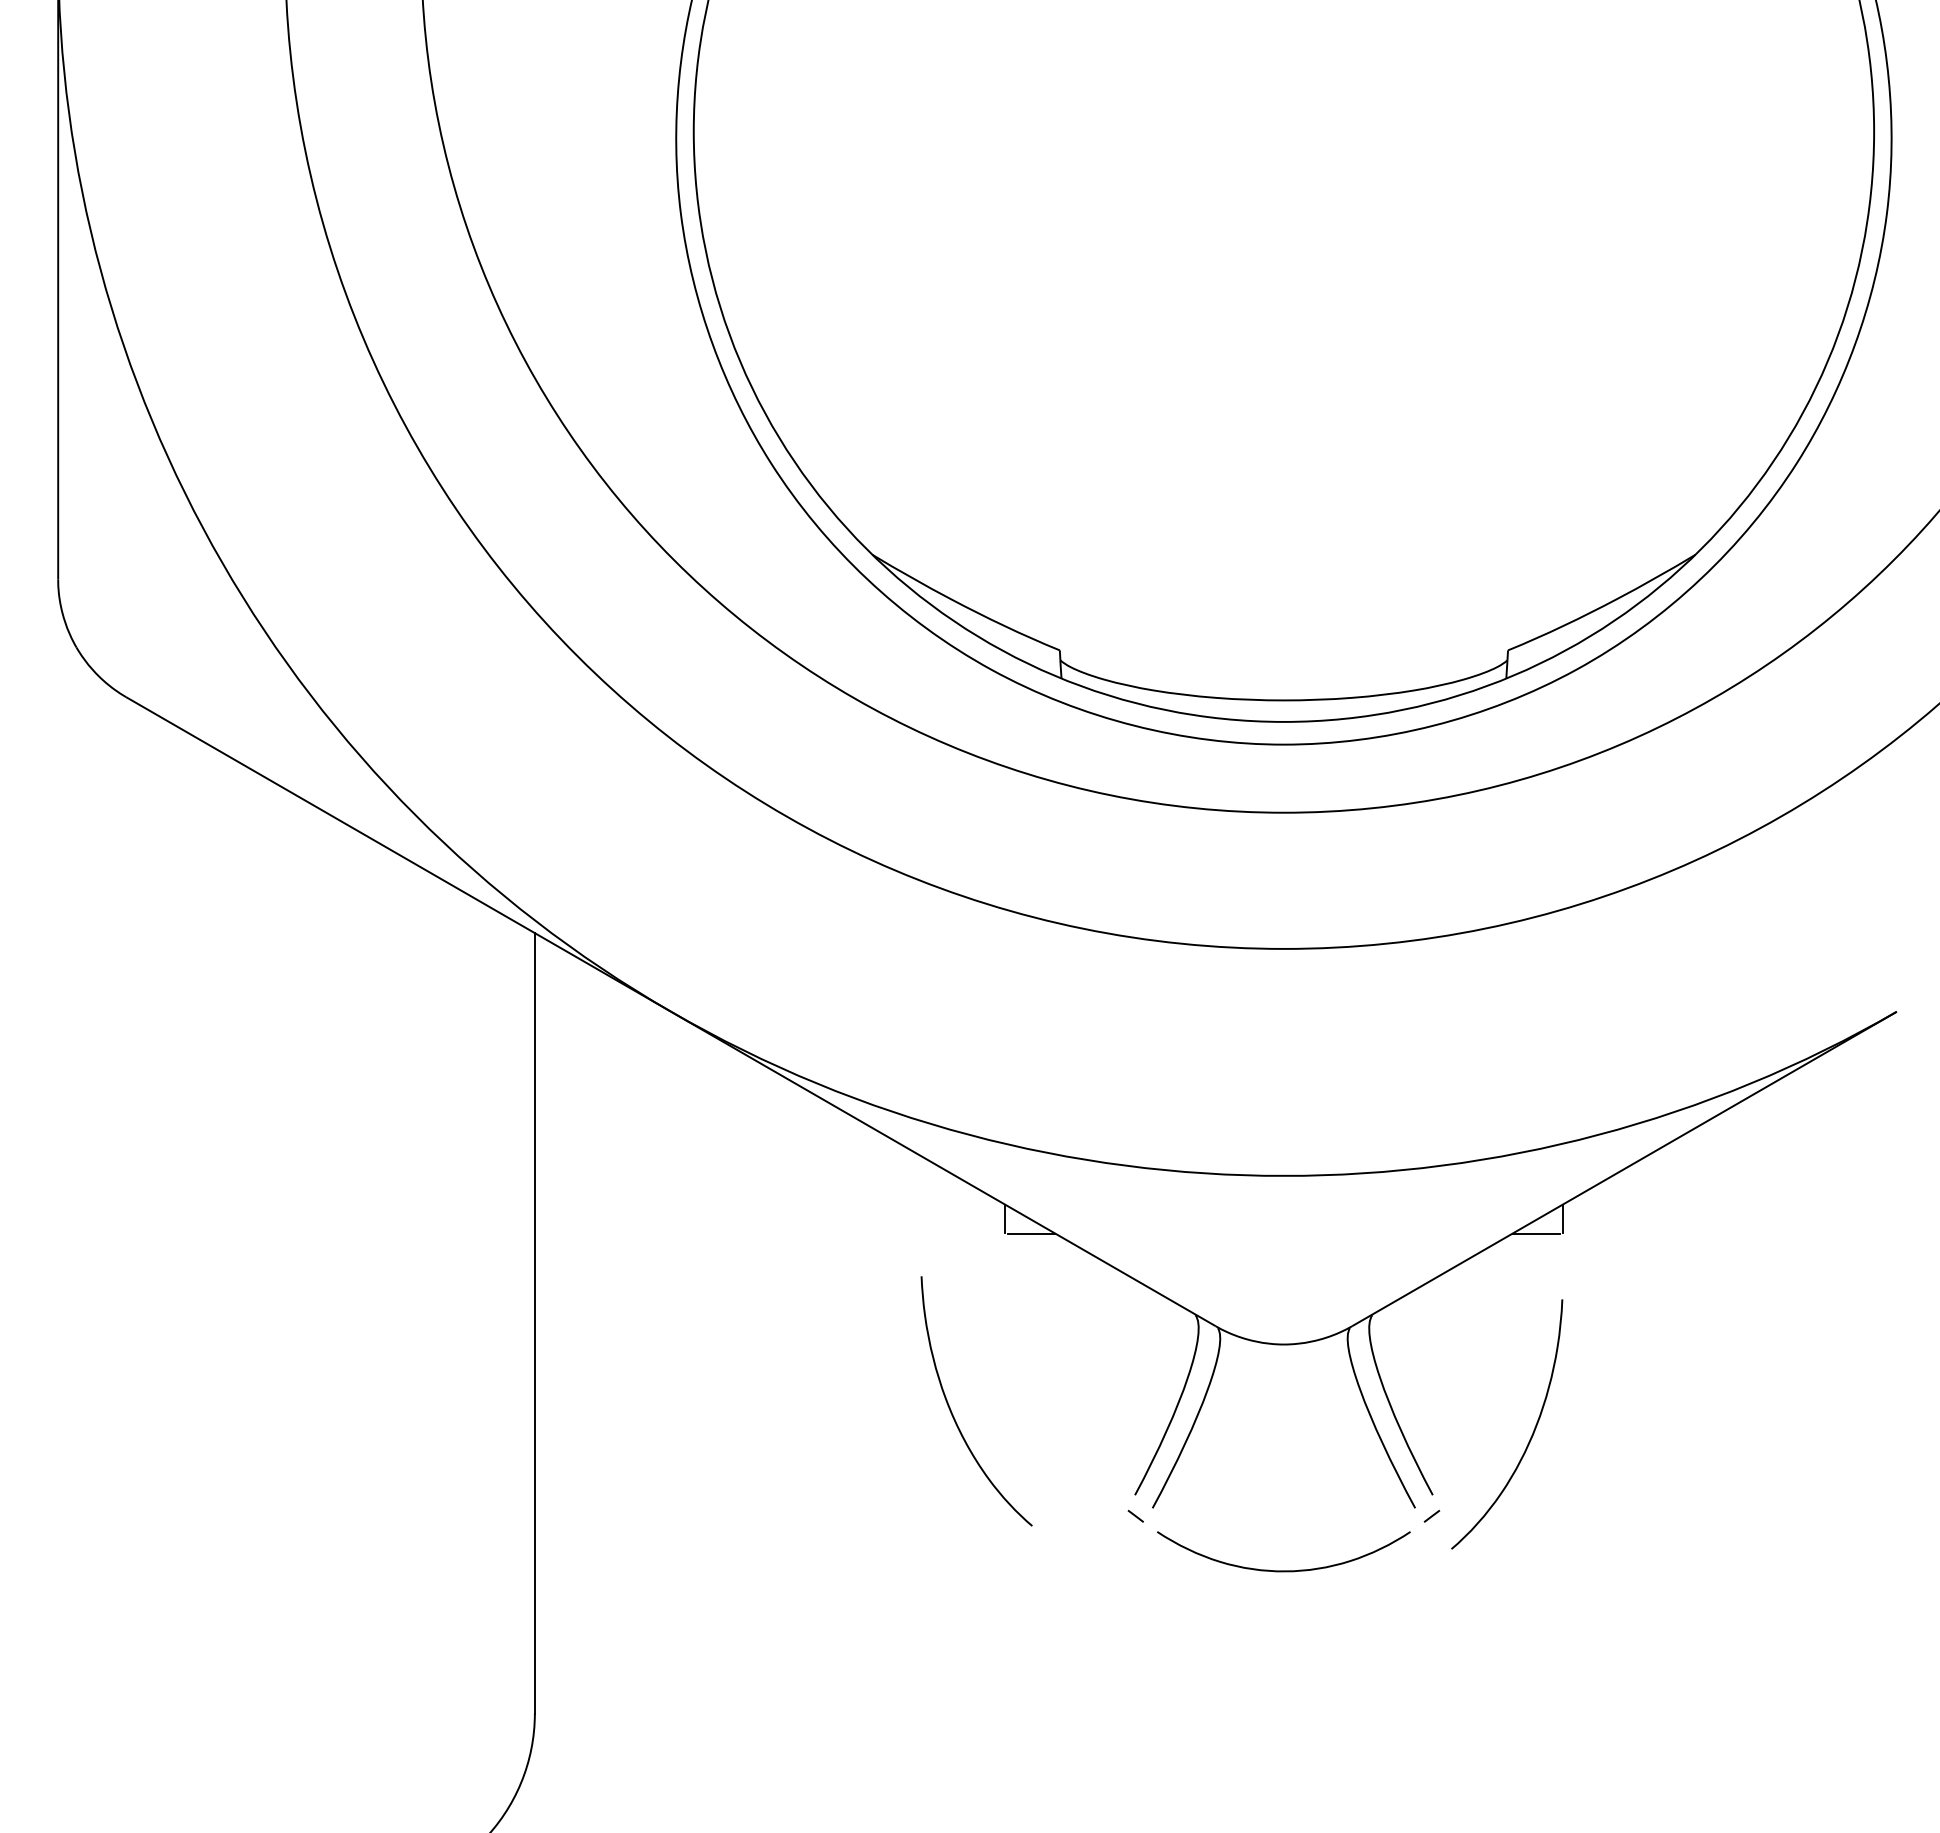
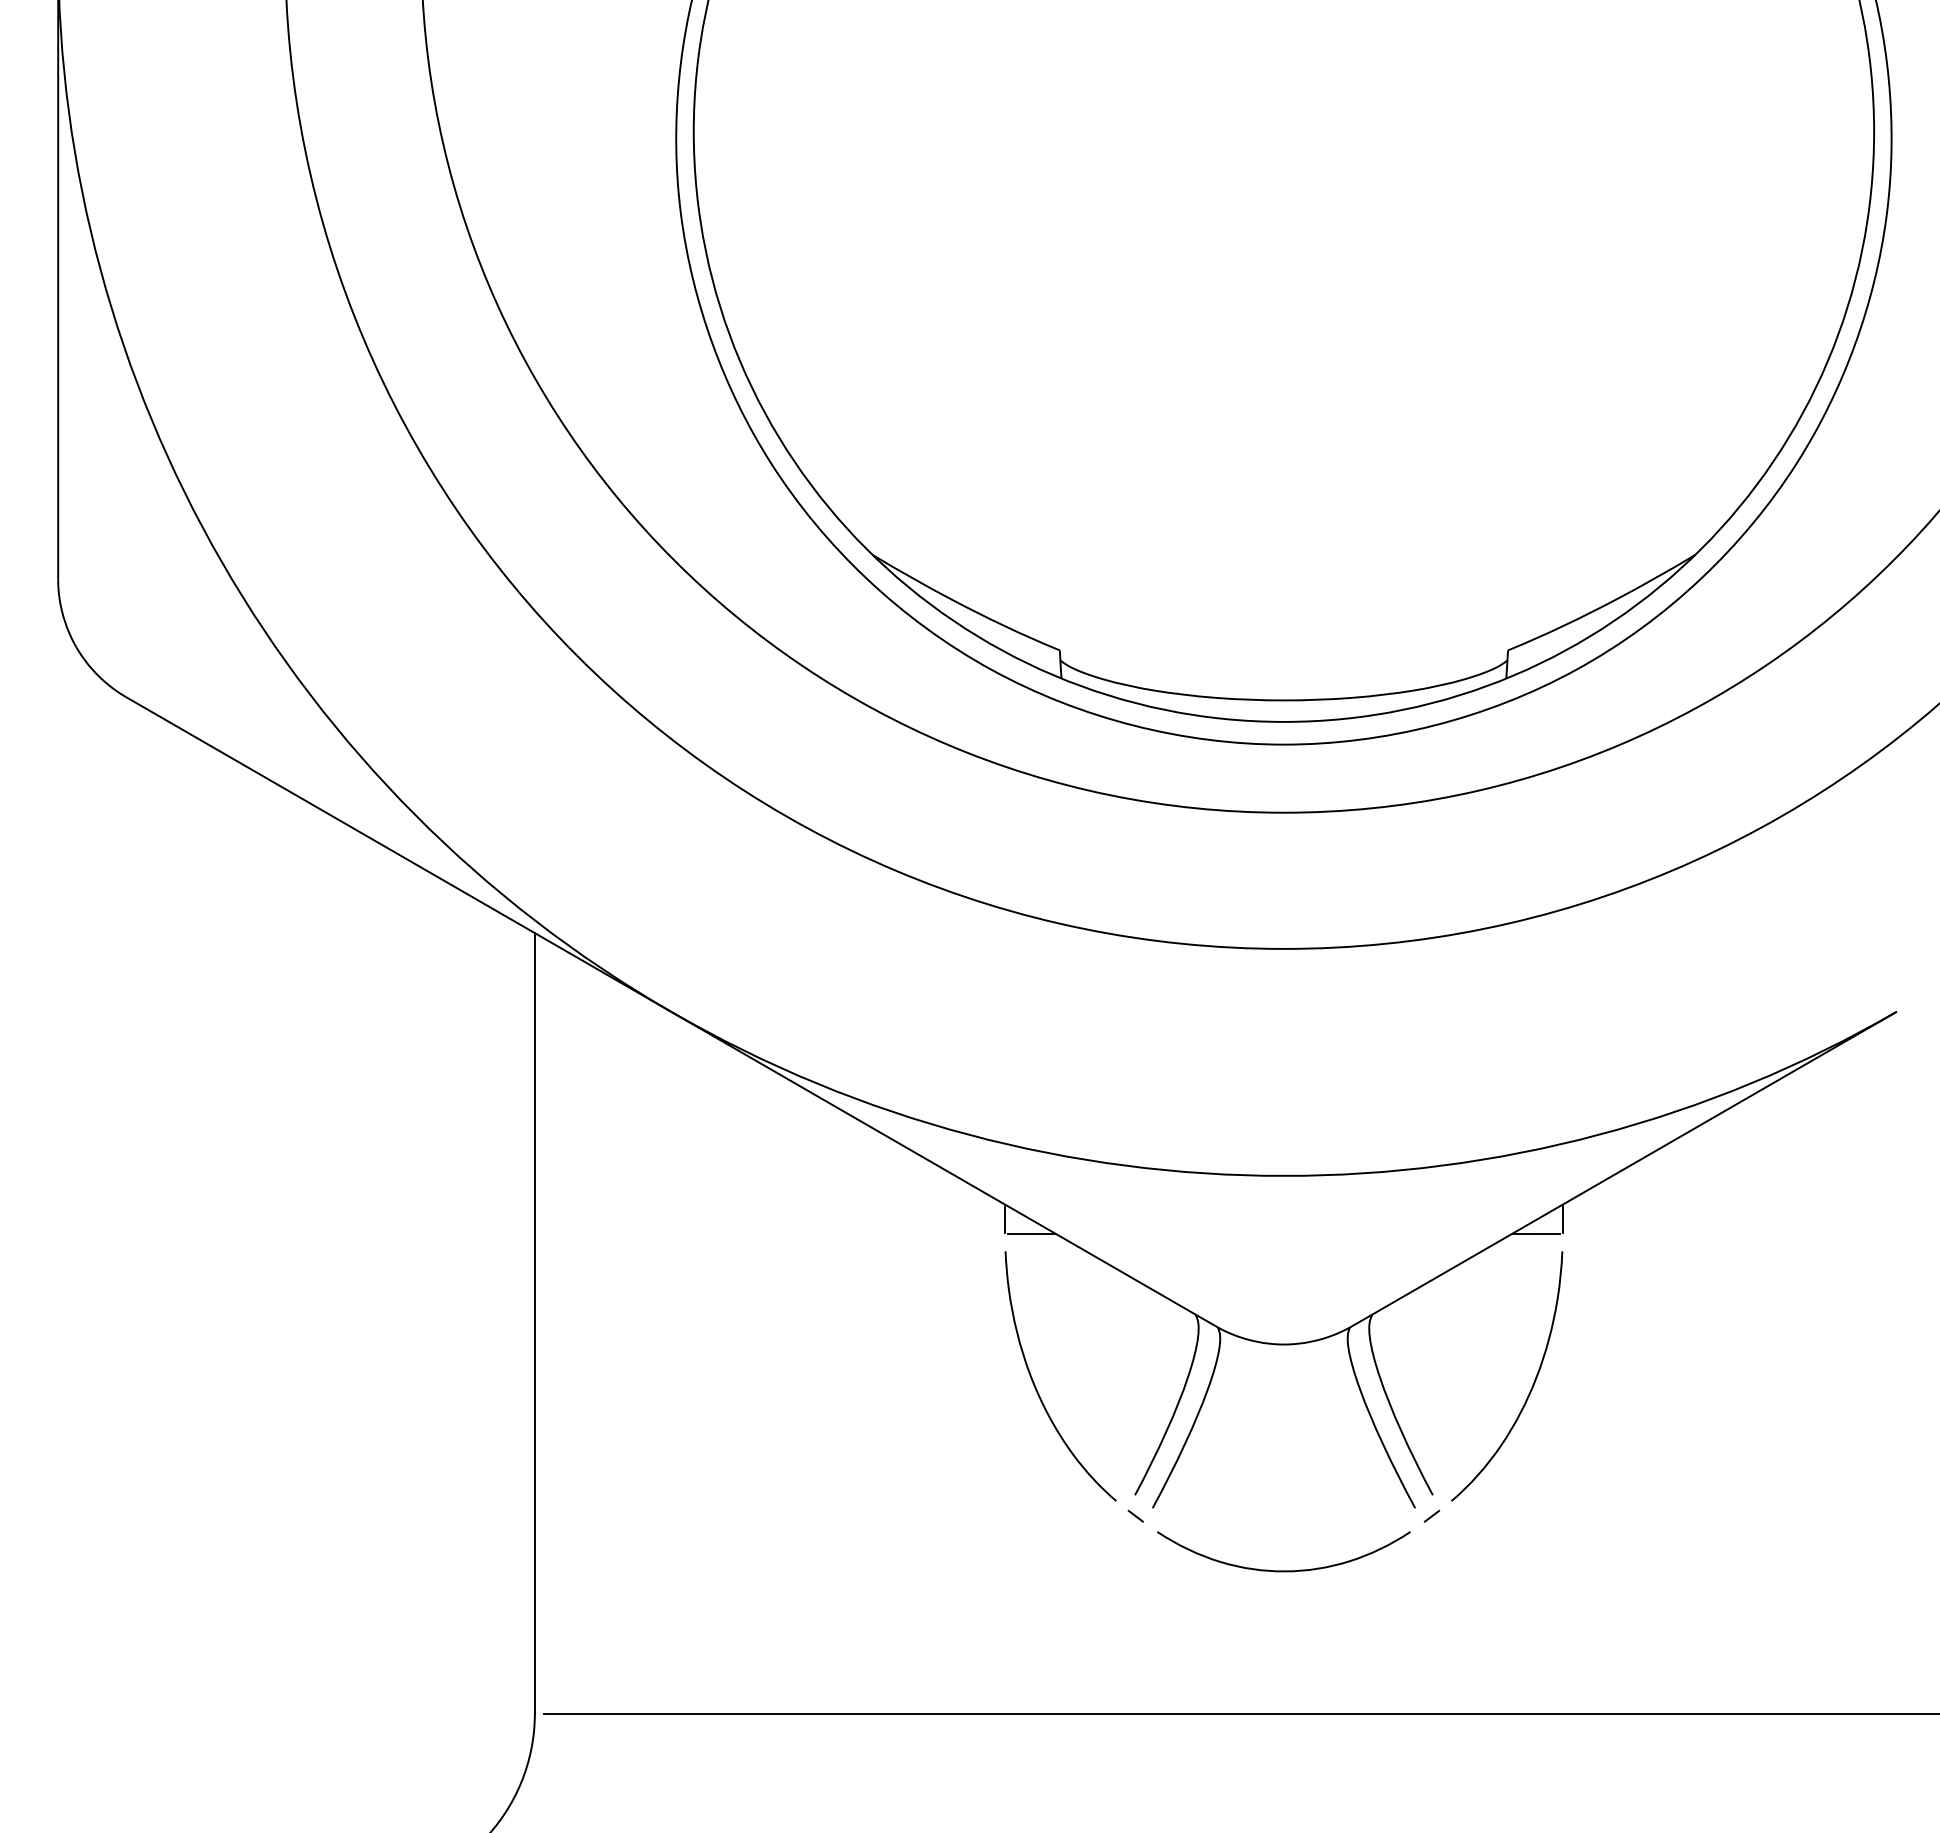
curve position: (951, 1409) -> (1035, 1384) (1035, 1384)
curve position: (1532, 1432) -> (1532, 1384) (1532, 1384)
line: none -> present (1240, 1713)
